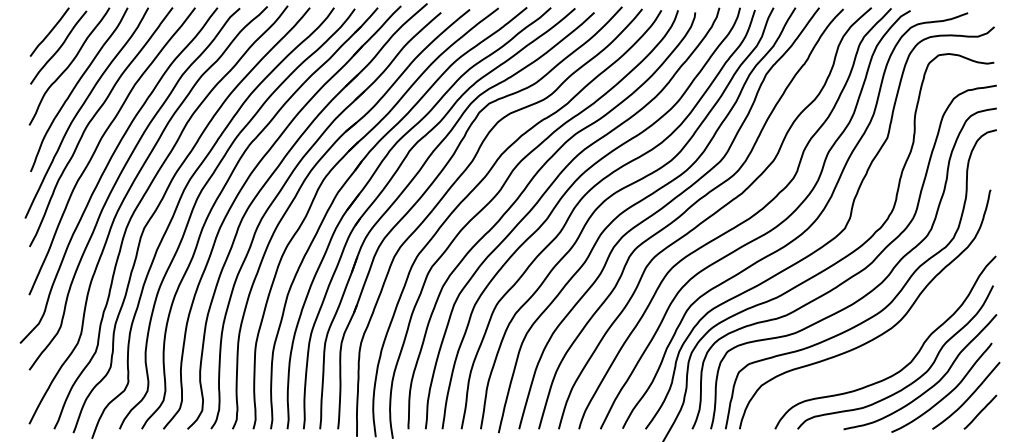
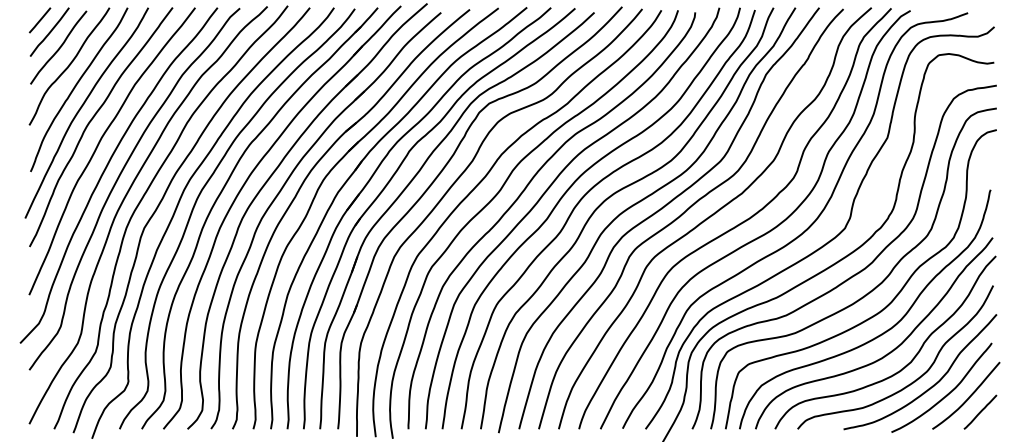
line: none -> present (39, 20)
curve: none -> present (888, 352)
